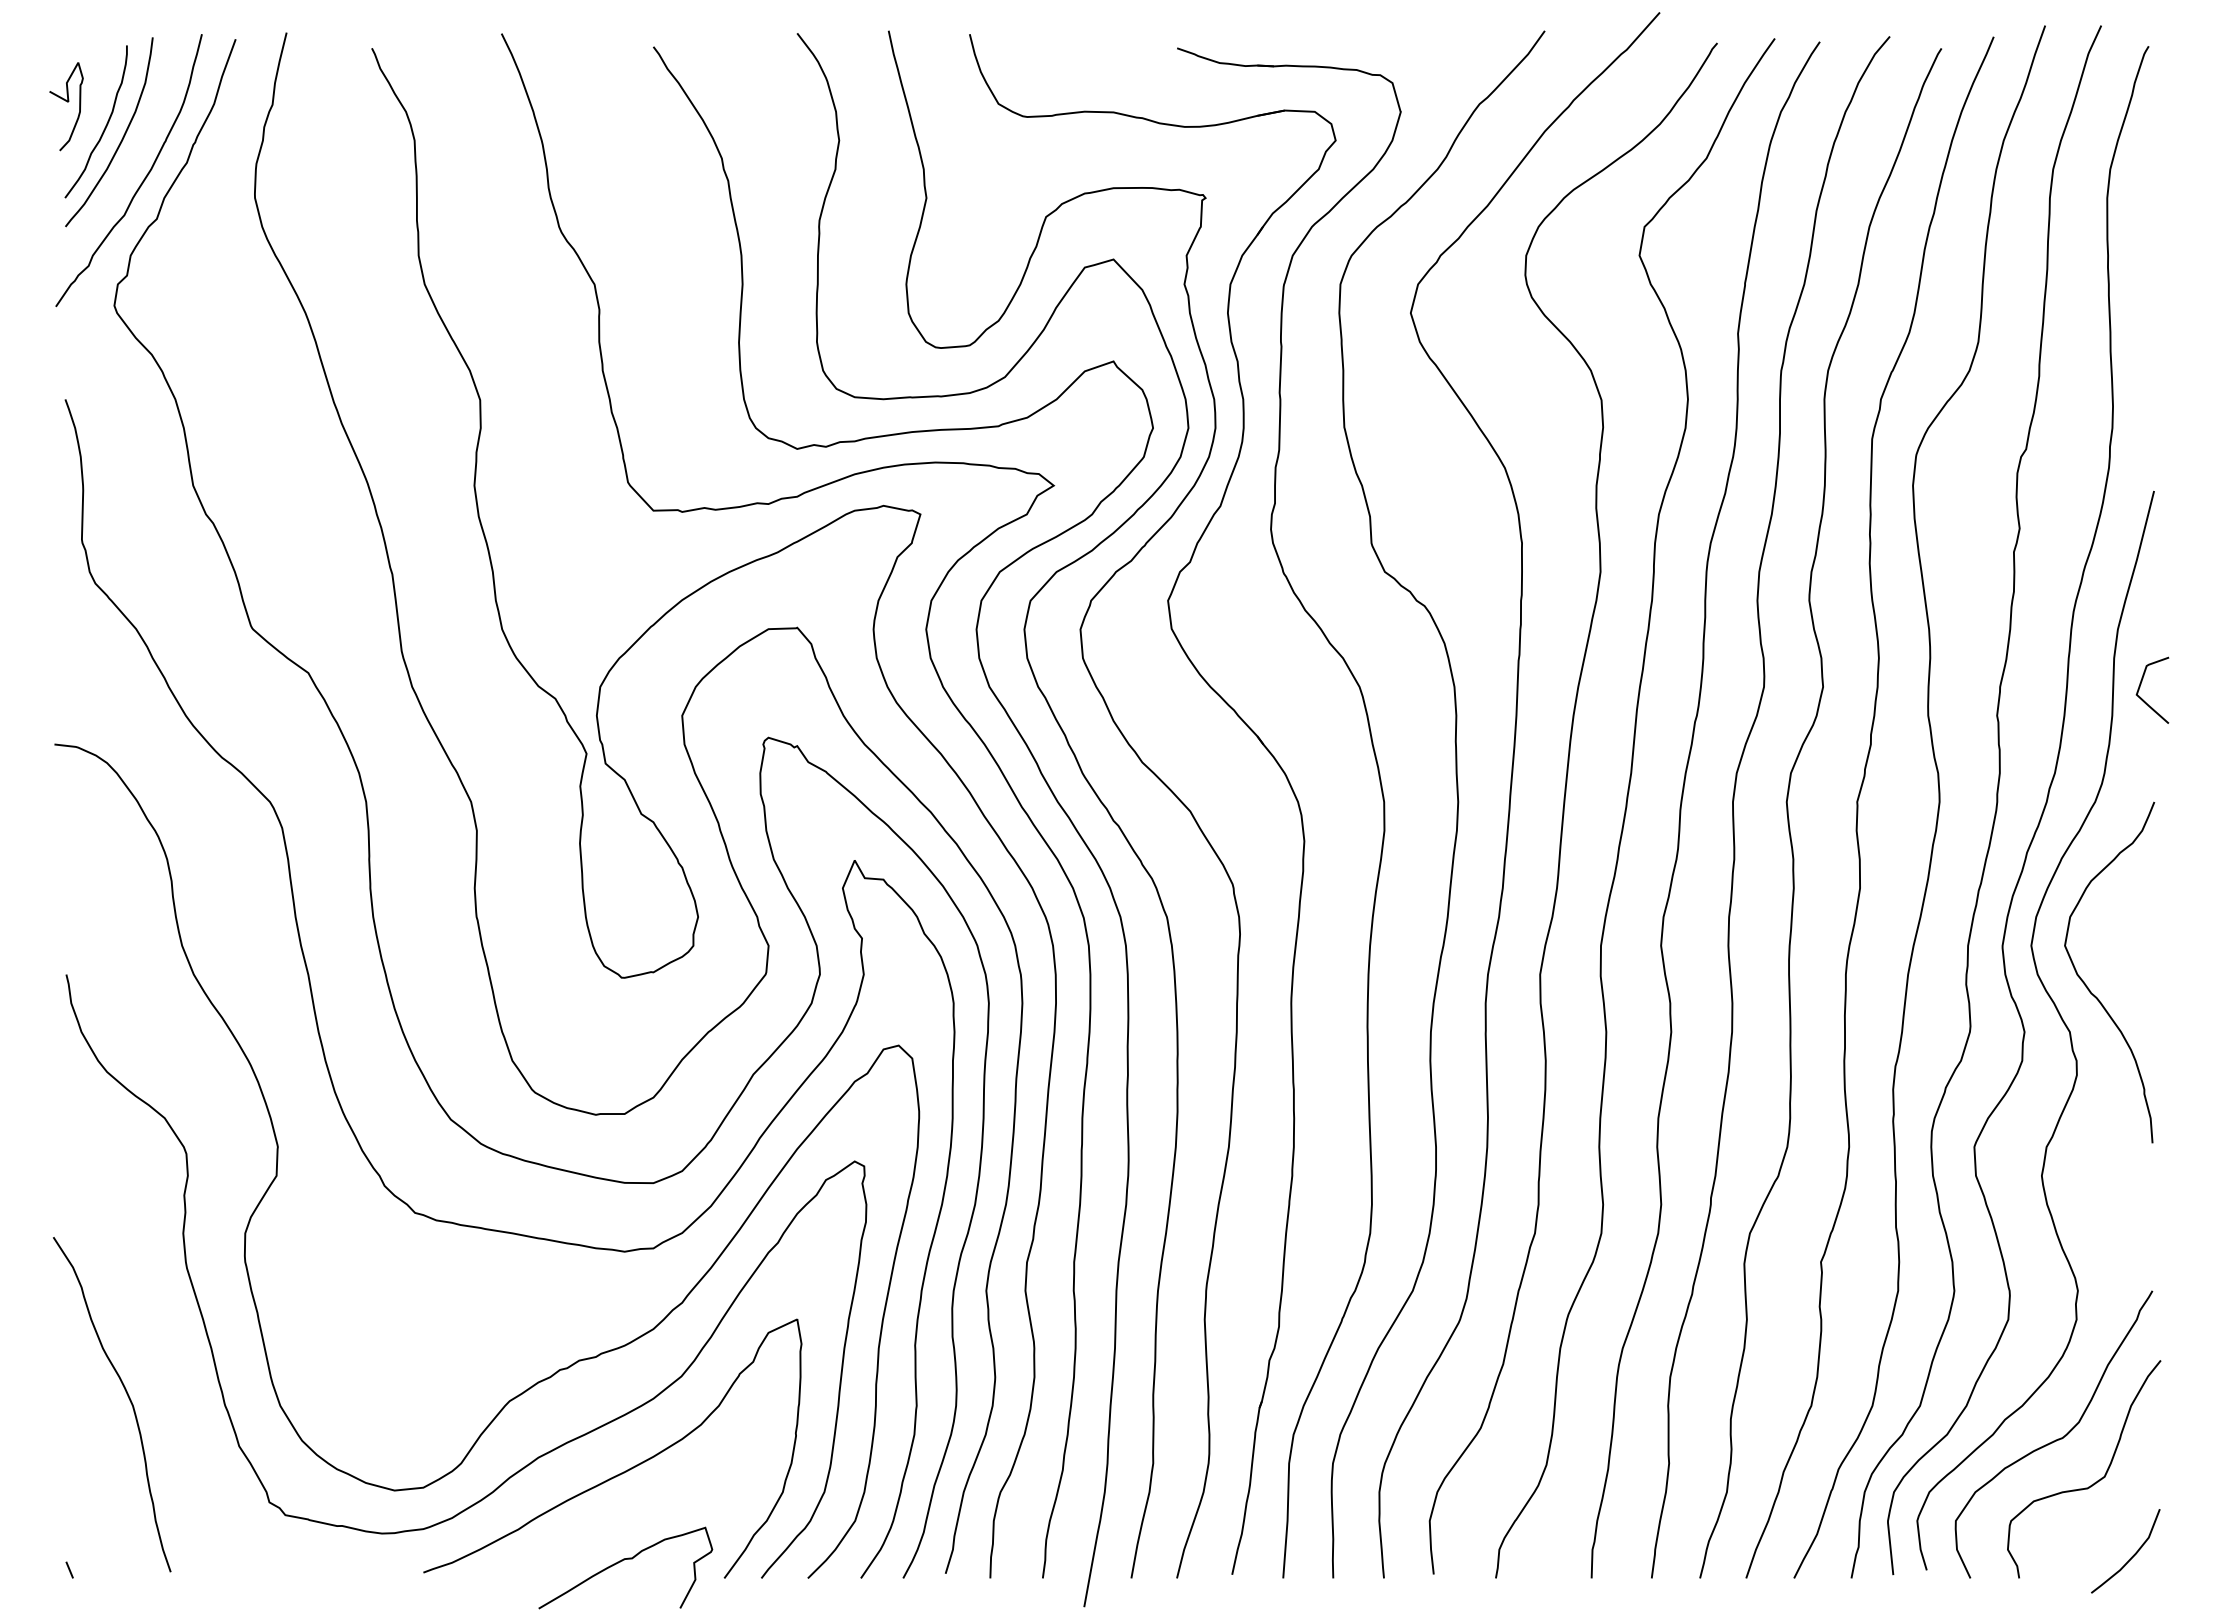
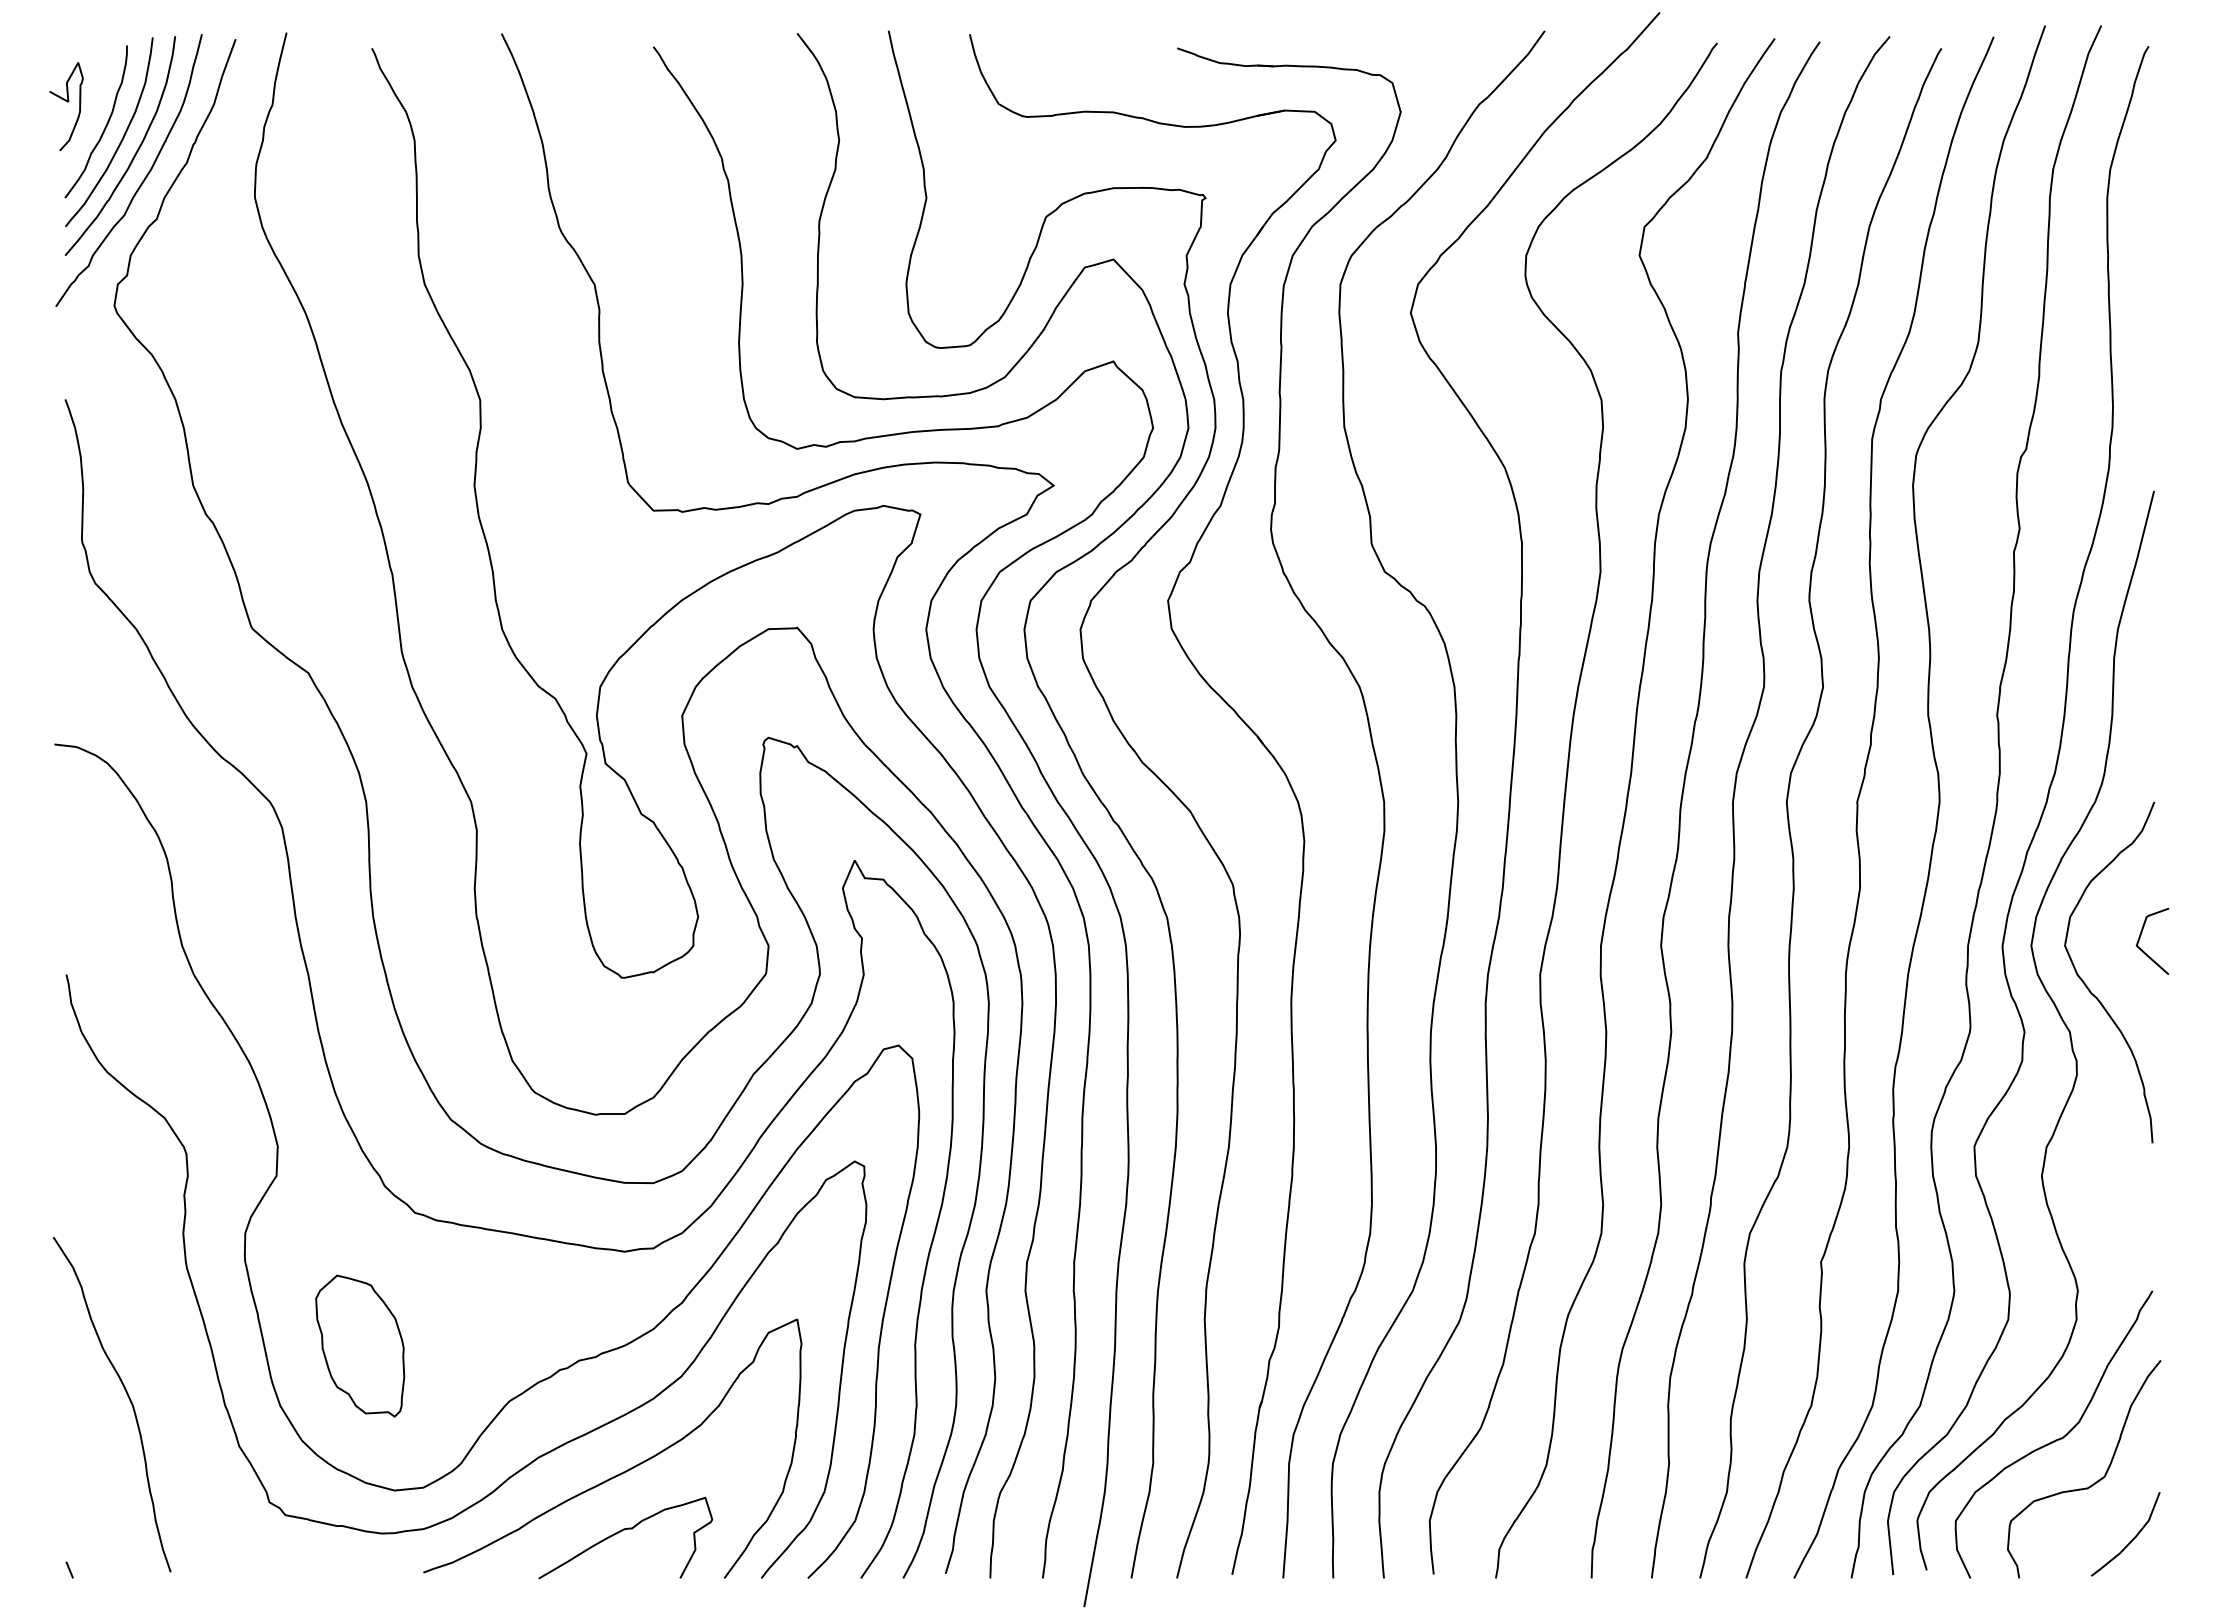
curve: none -> present (135, 152)
curve position: (2141, 684) -> (2141, 935) (2141, 935)
part: none -> present (360, 1345)
curve position: (2131, 1556) -> (2131, 1539) (2131, 1539)
curve position: (622, 1561) -> (622, 1531) (622, 1531)
